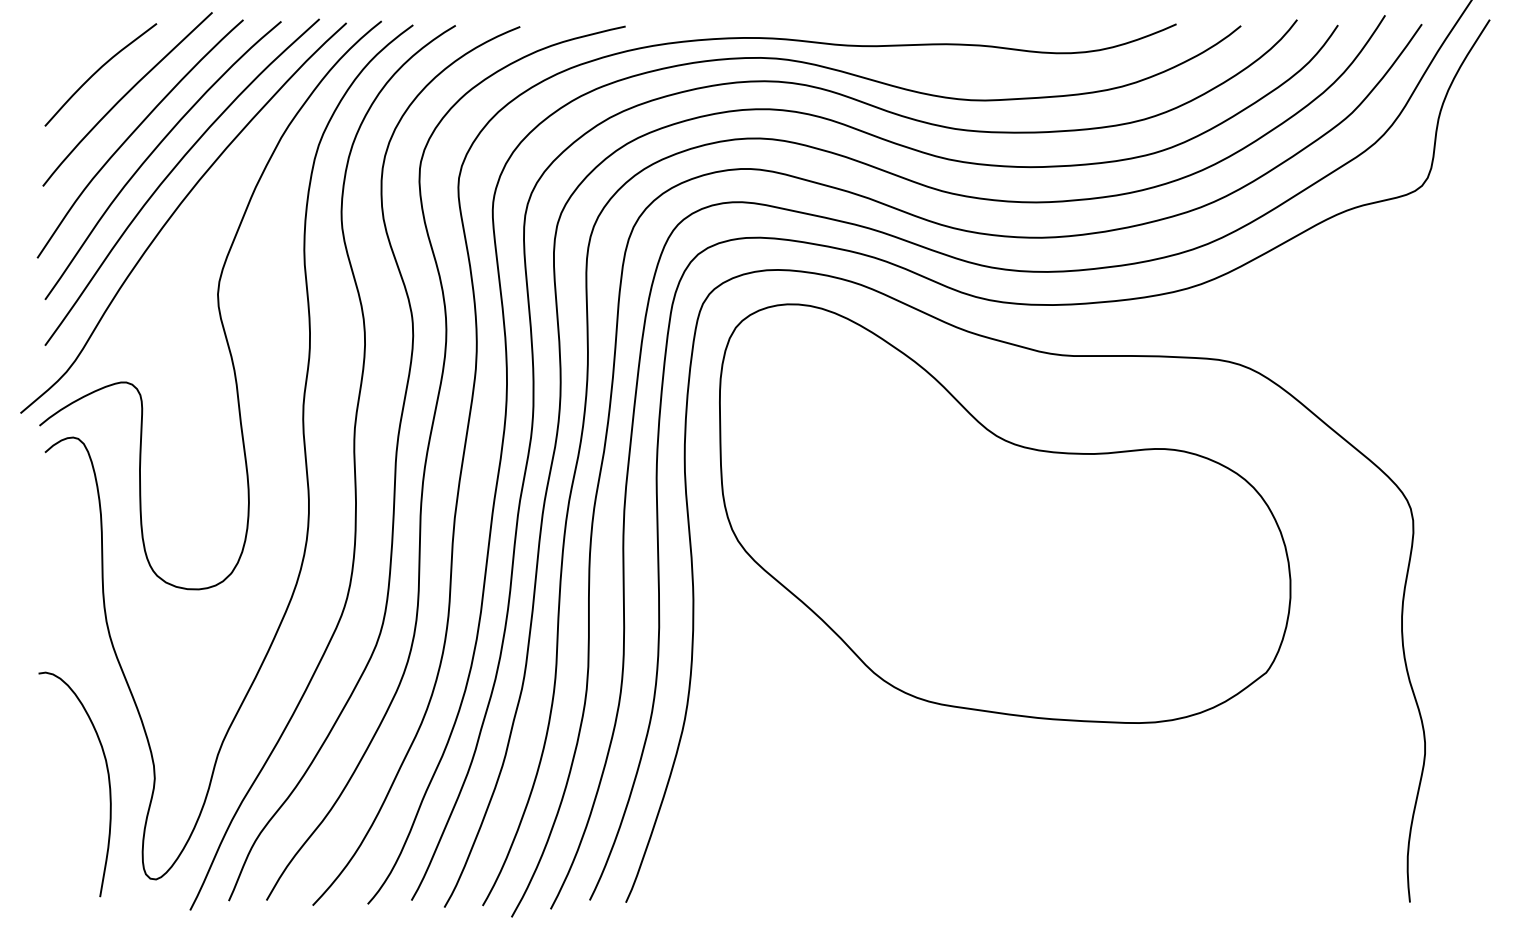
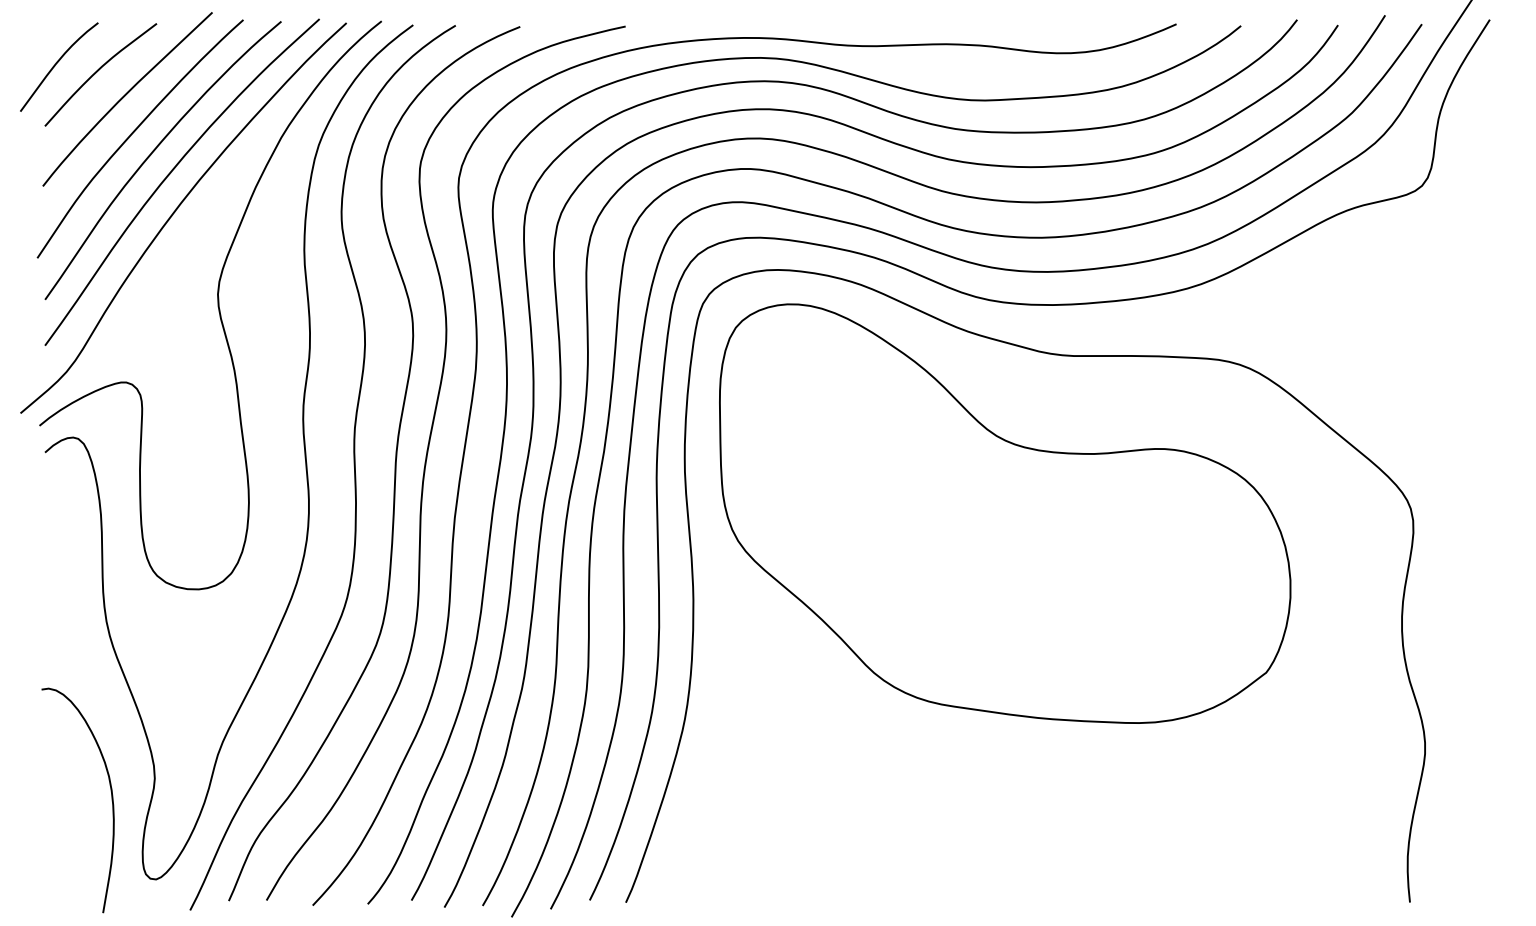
curve: none -> present (57, 63)
curve position: (108, 784) -> (111, 800) (111, 800)
